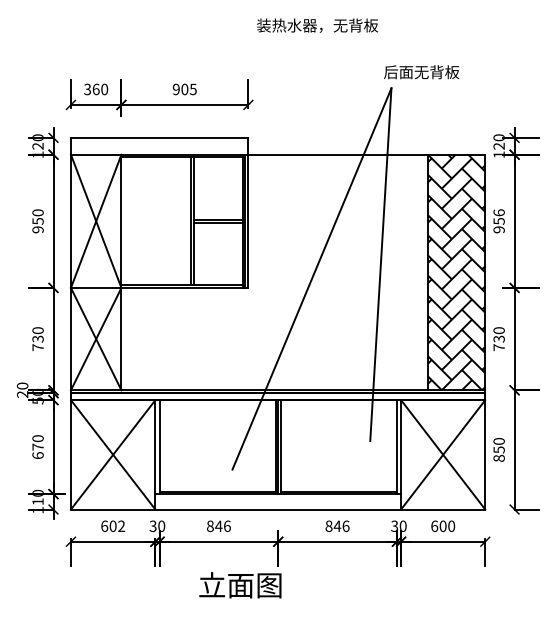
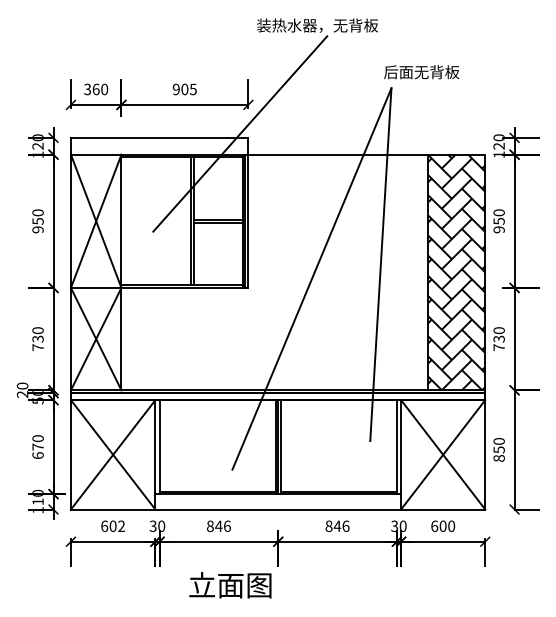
line: none -> present (240, 133)
text: 956 -> 950 (498, 212)
text position: (240, 585) -> (230, 585) (230, 585)
